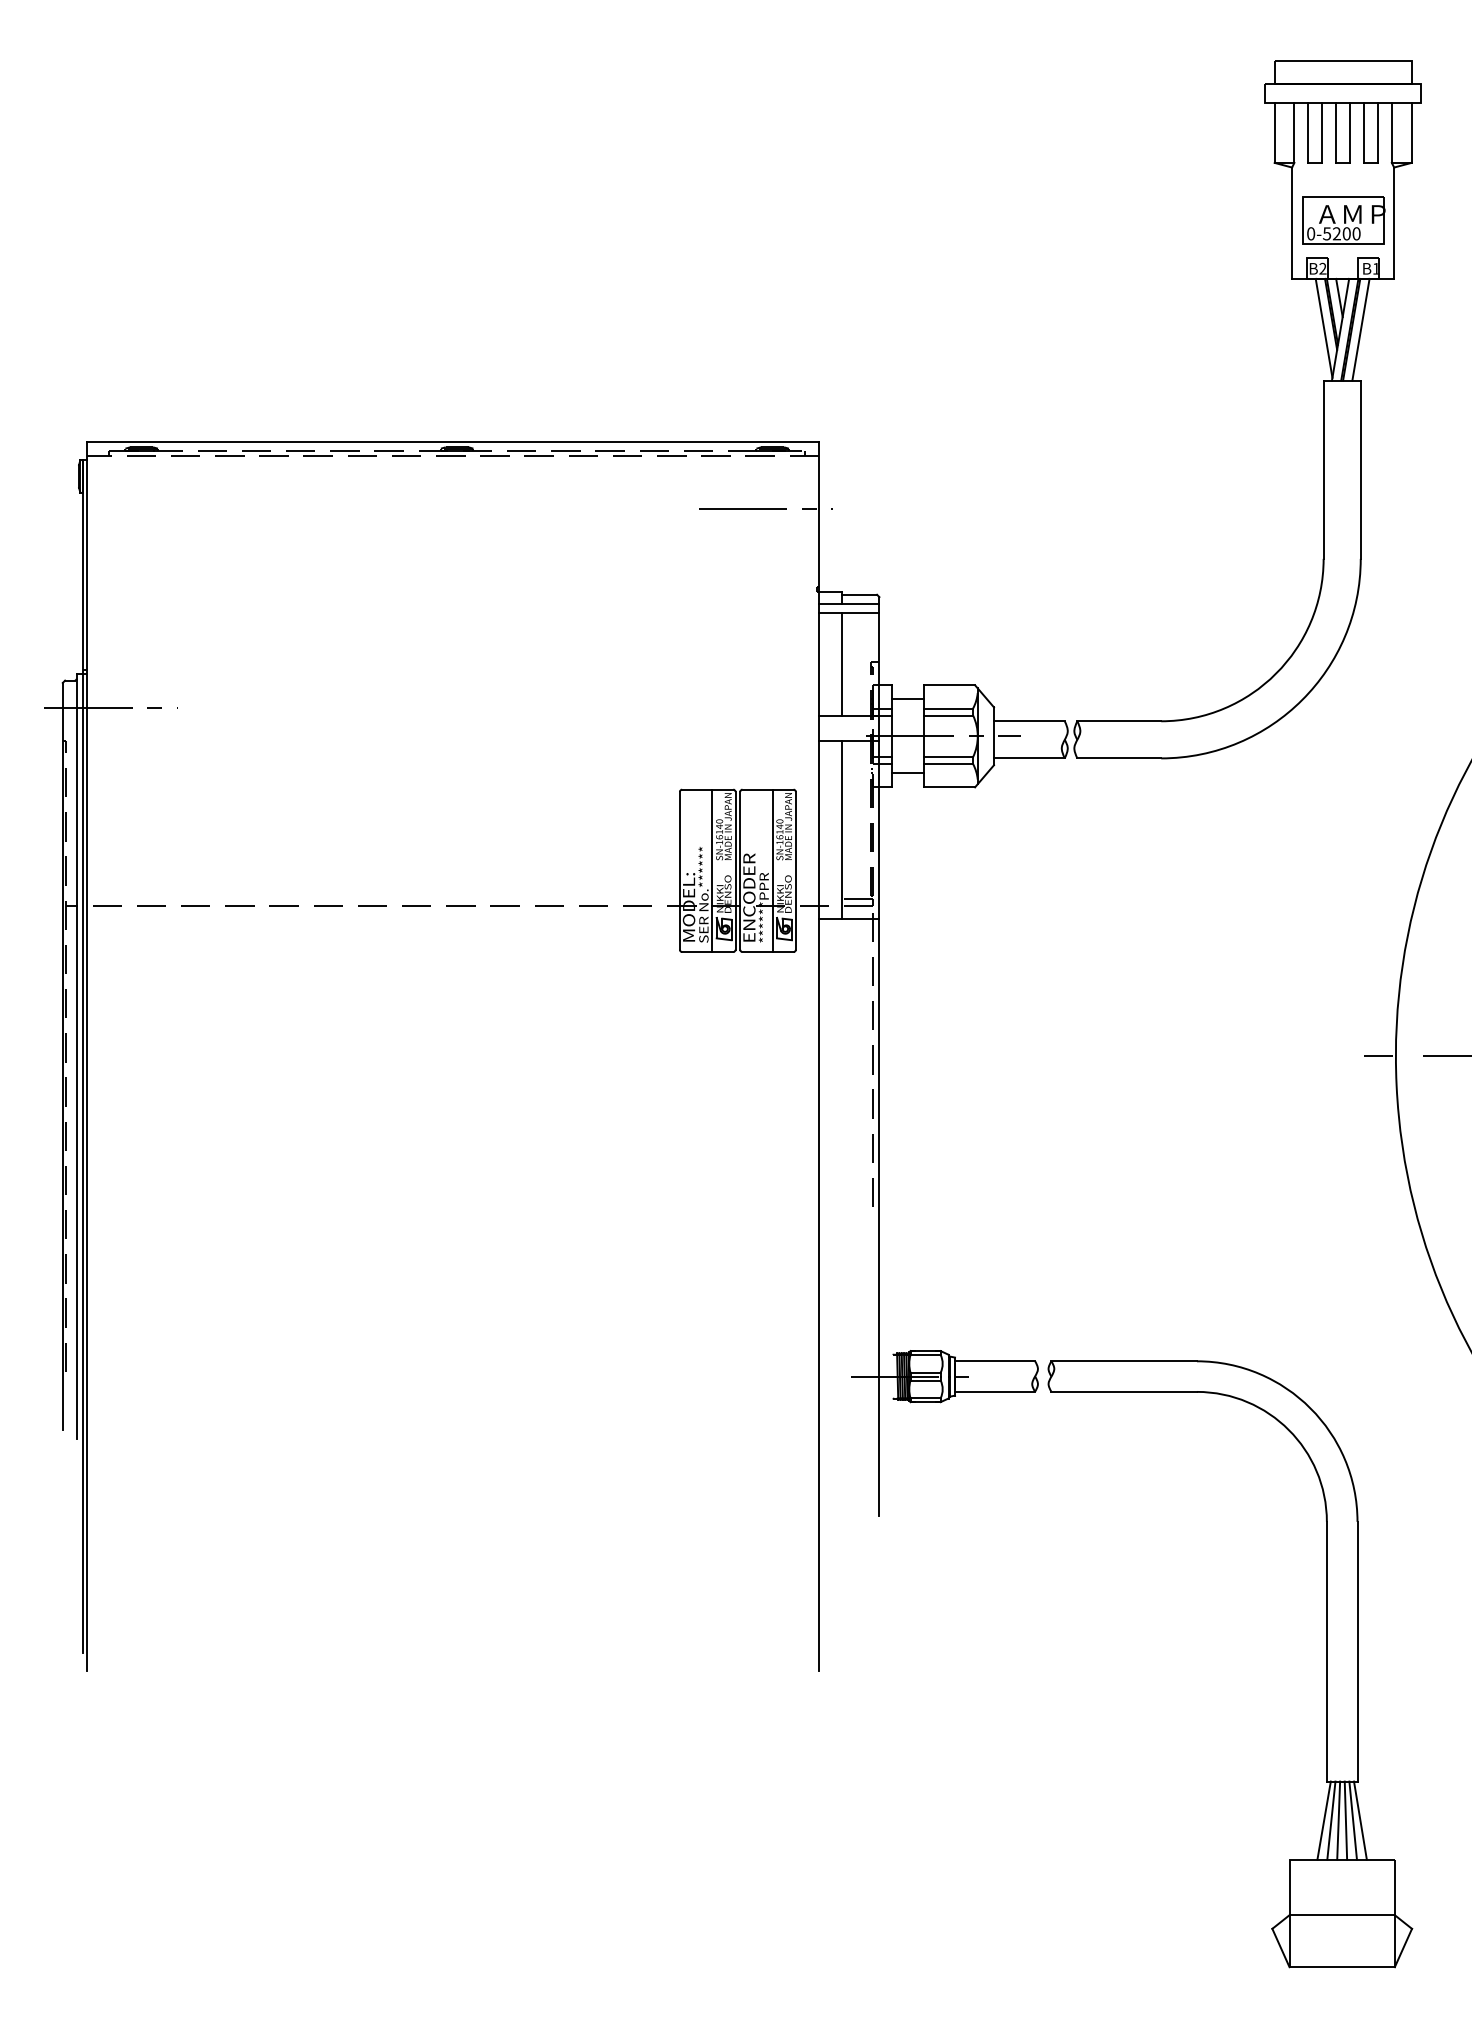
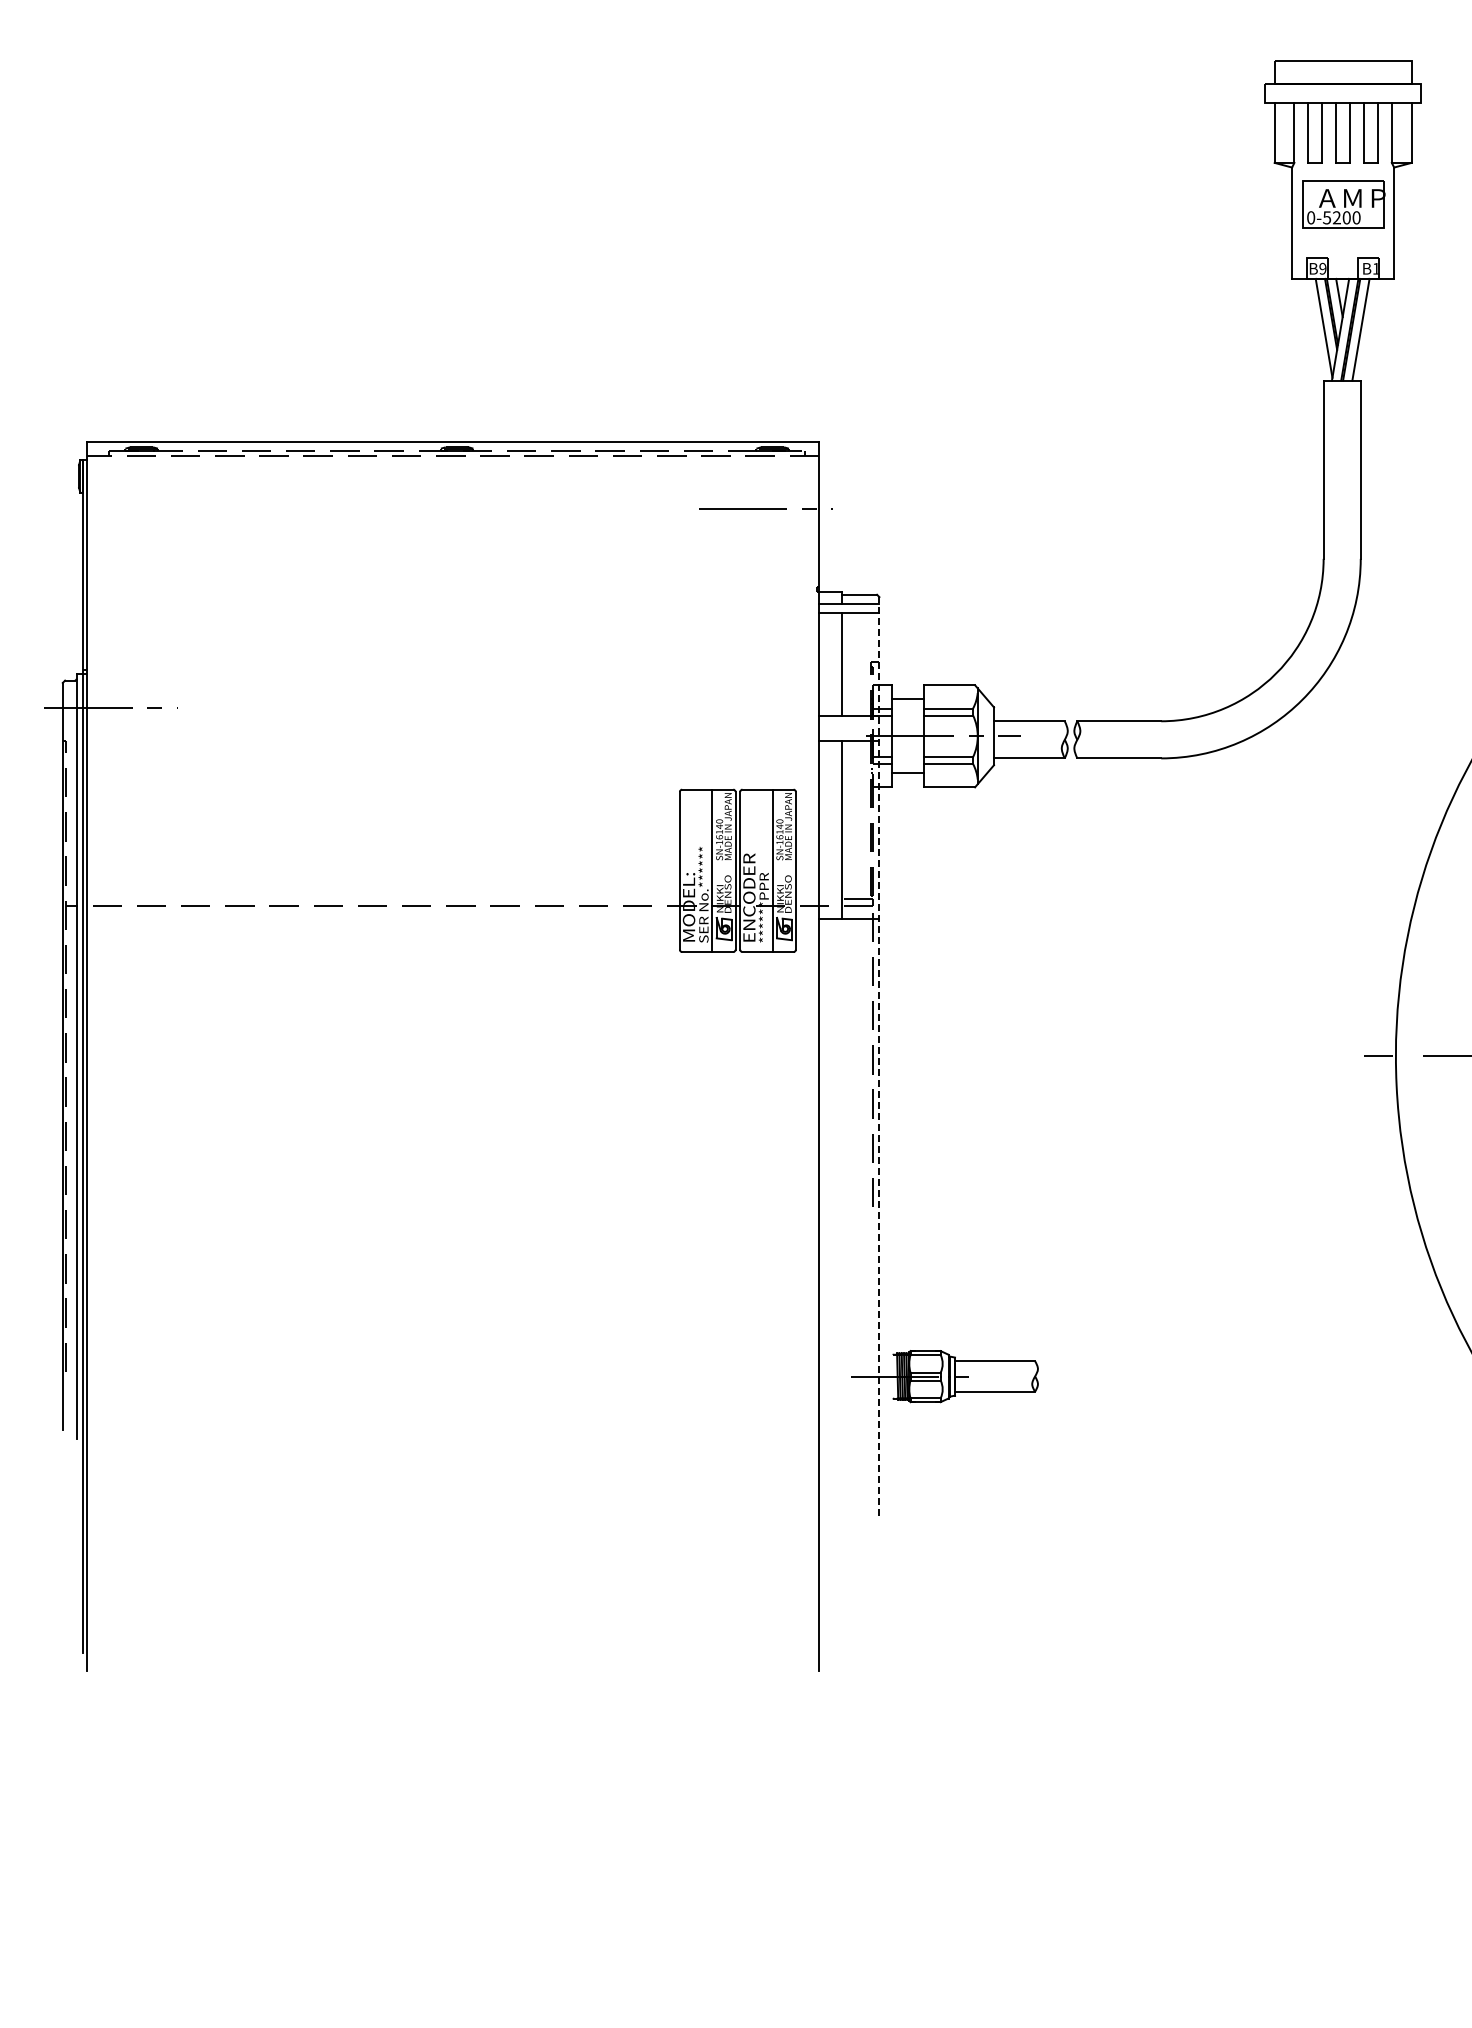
part position: (1343, 220) -> (1343, 204) (1343, 204)
text: B2 -> B9 (1322, 268)
line: solid -> dashed (879, 1055)
part: present -> none (1326, 1664)
